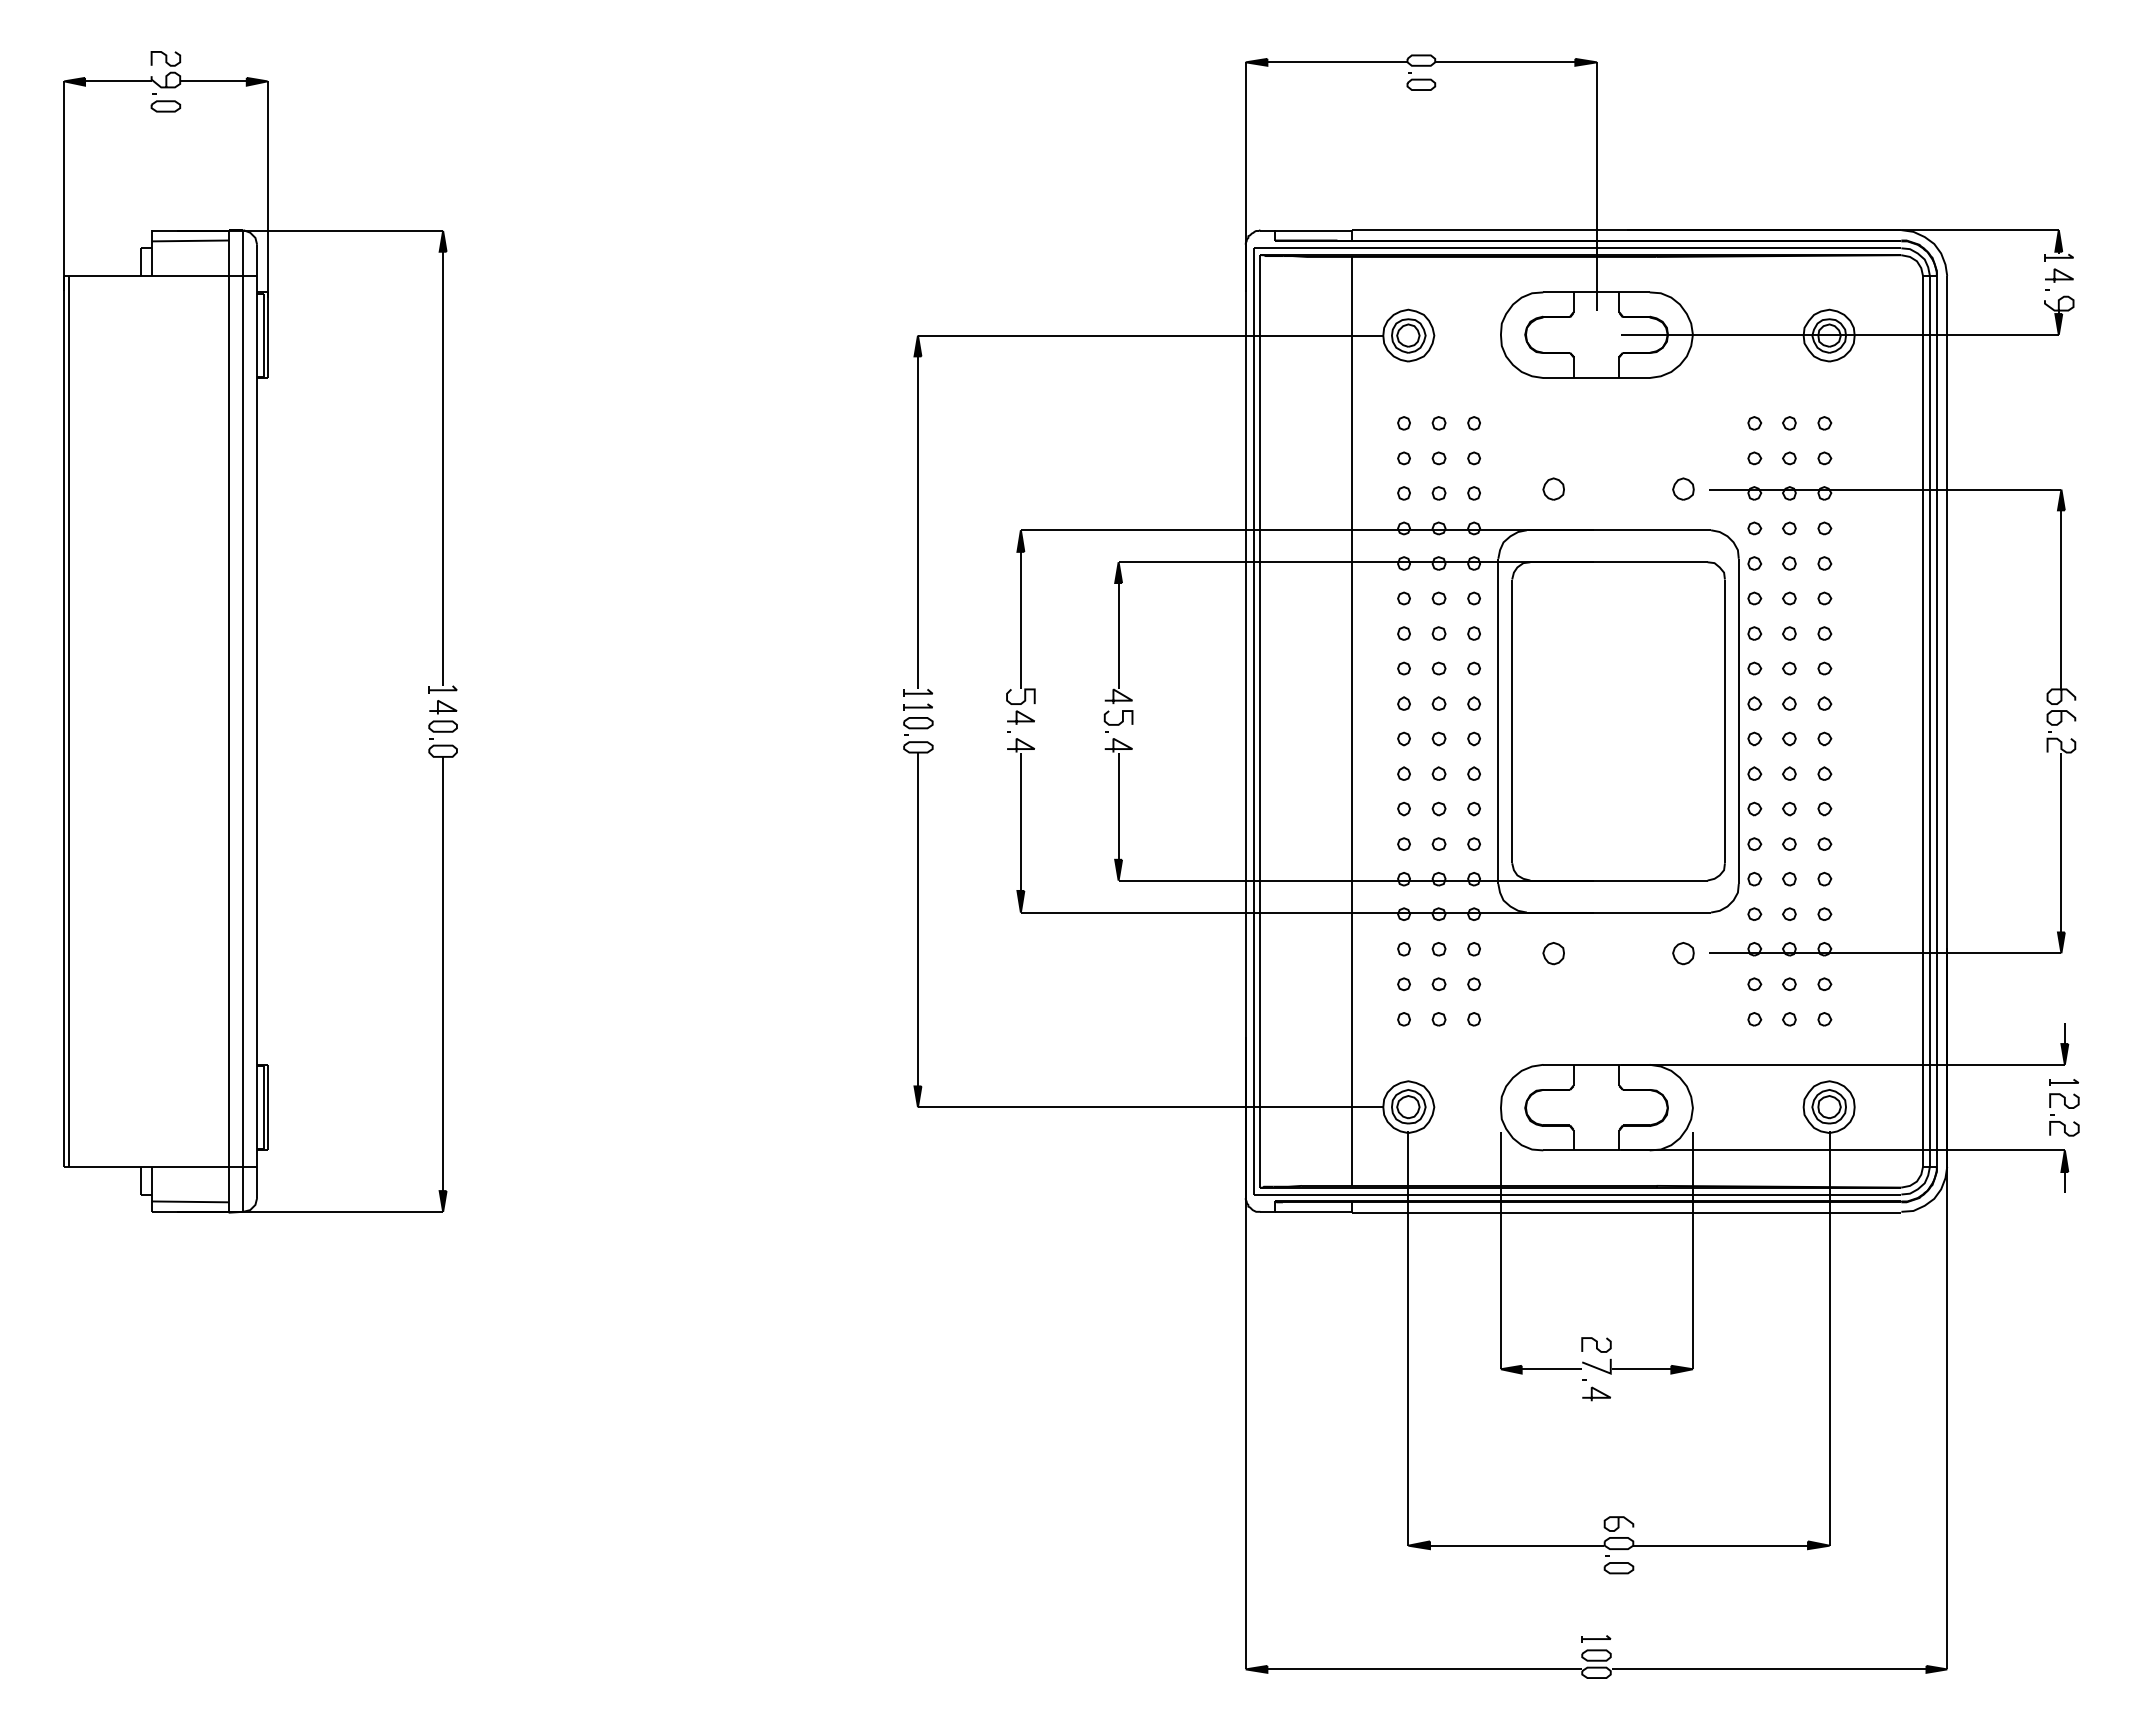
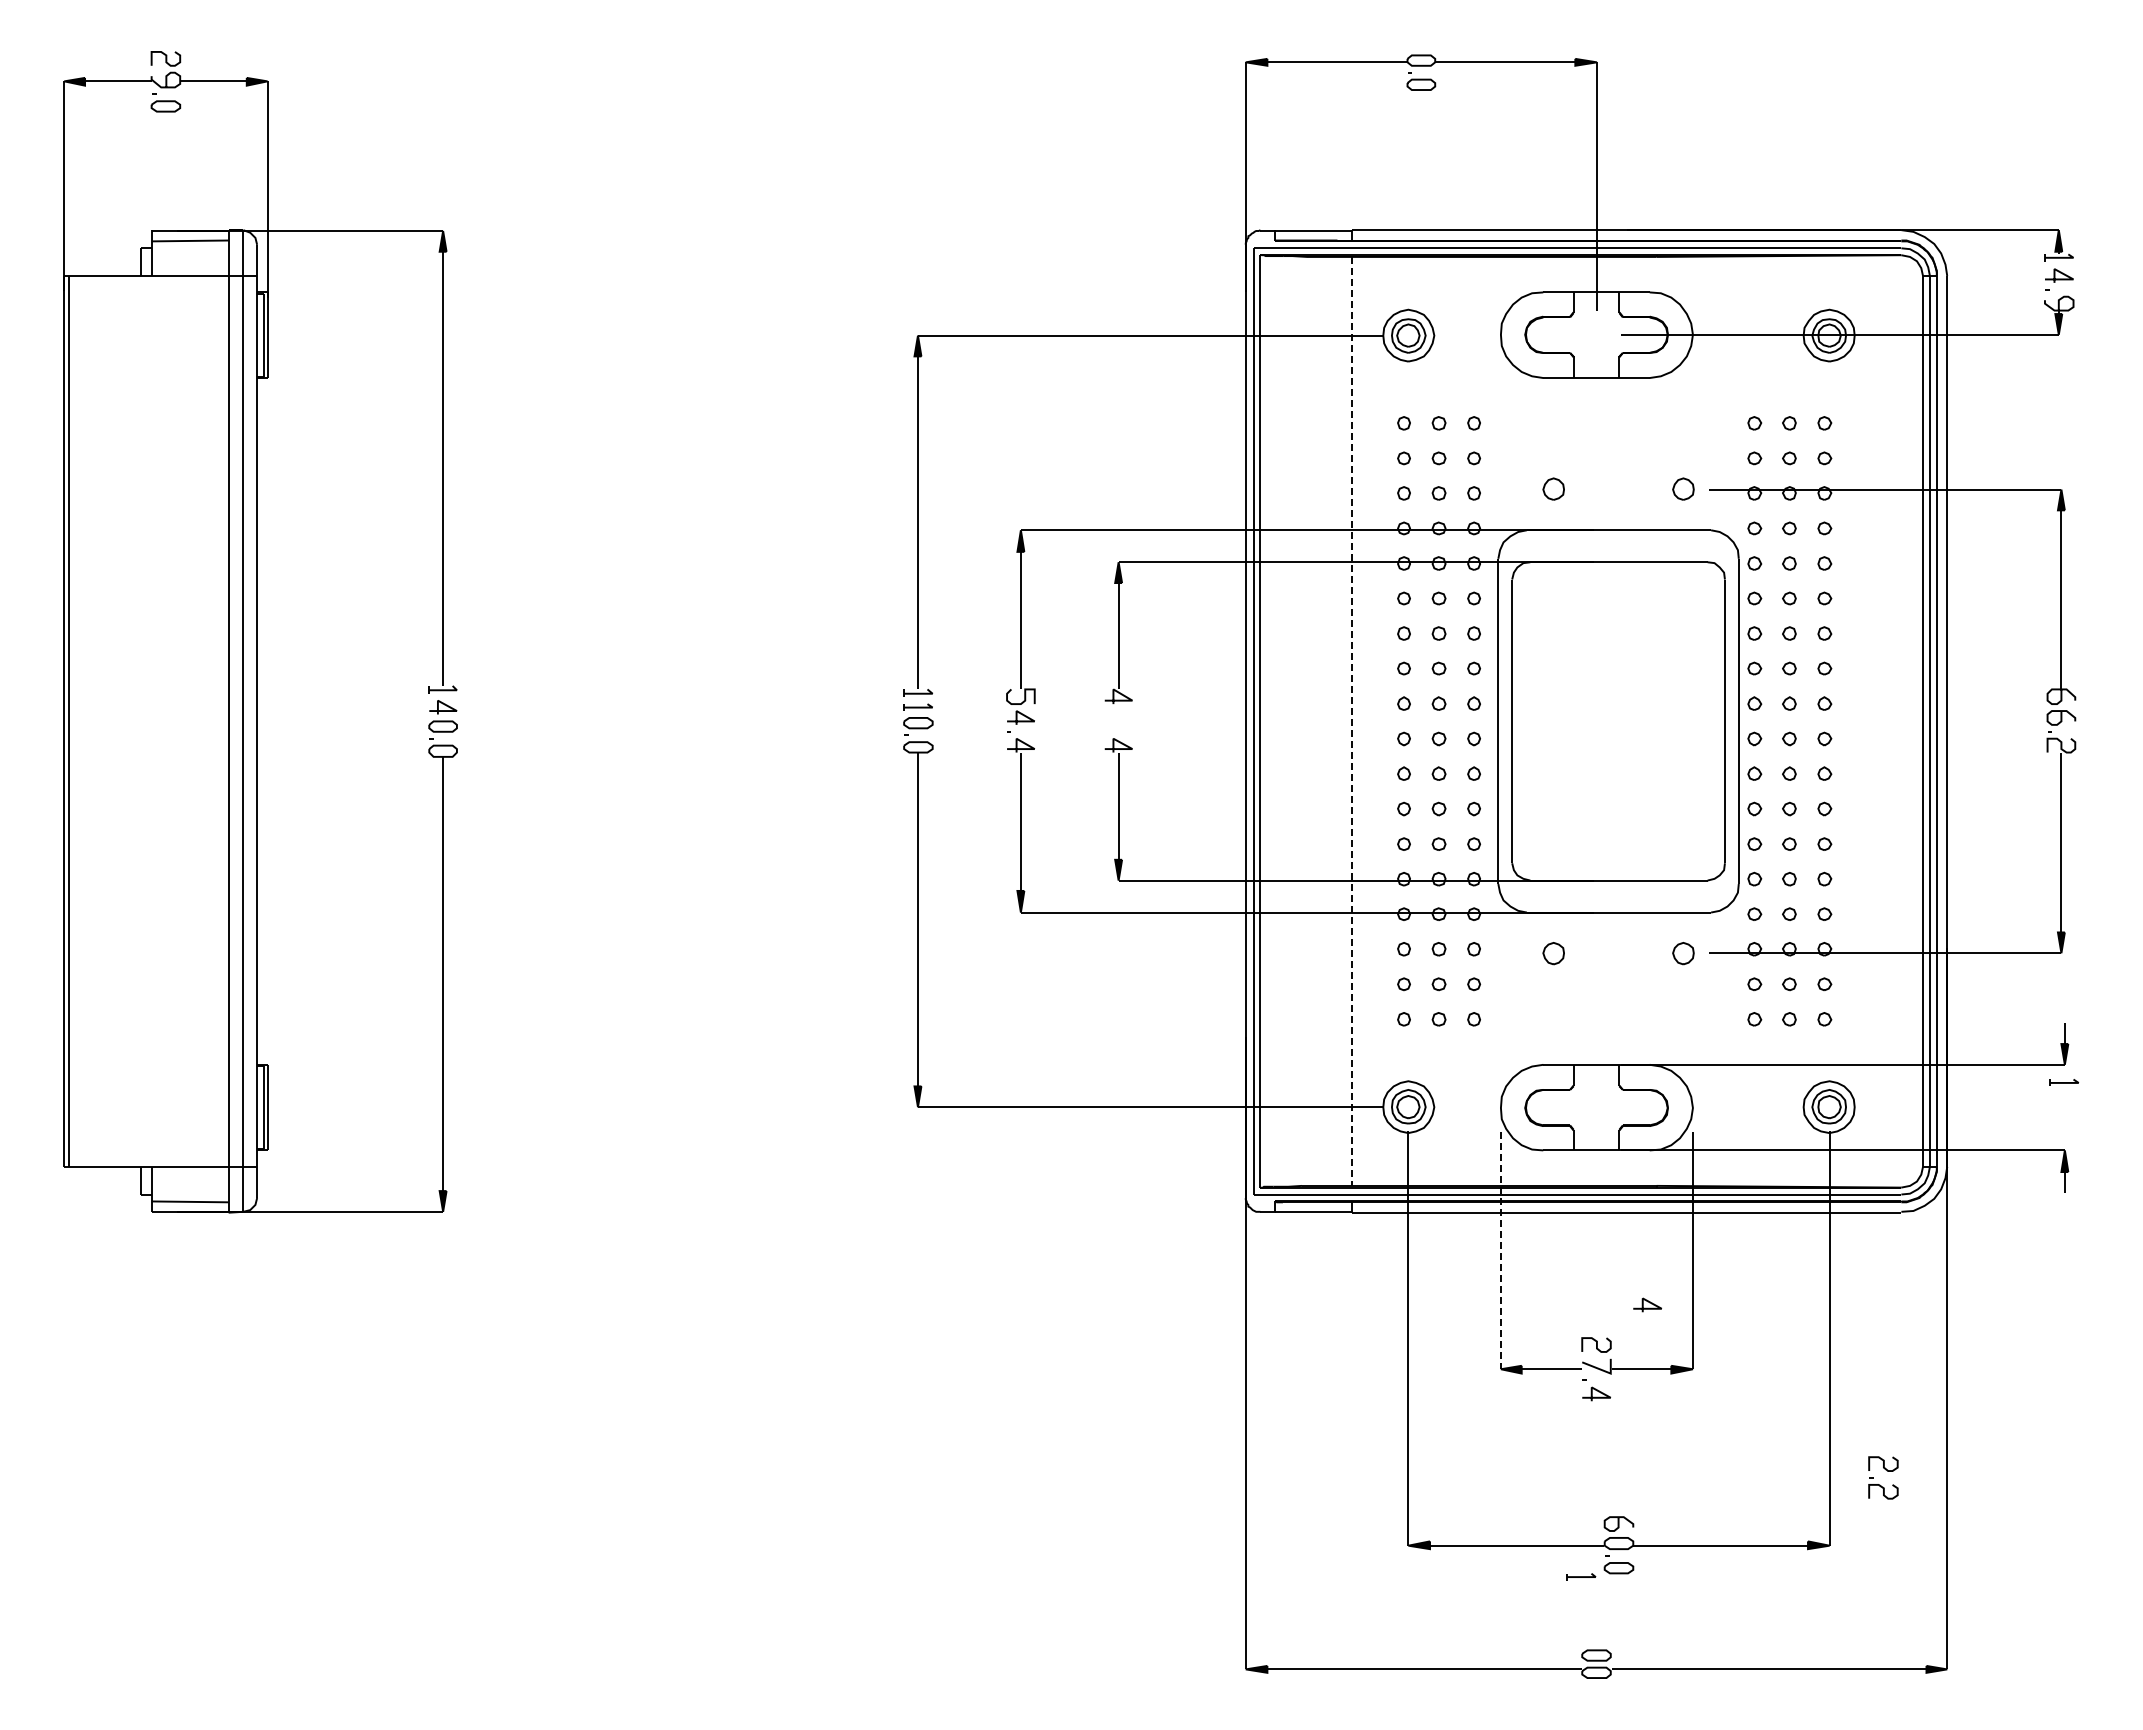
part: present -> none (1118, 721)
line: solid -> dashed (1352, 721)
part position: (2068, 1108) -> (1887, 1471) (1887, 1471)
line: solid -> dashed (1500, 1251)
line: none -> present (1647, 1302)
part position: (1596, 1638) -> (1581, 1576) (1581, 1576)
